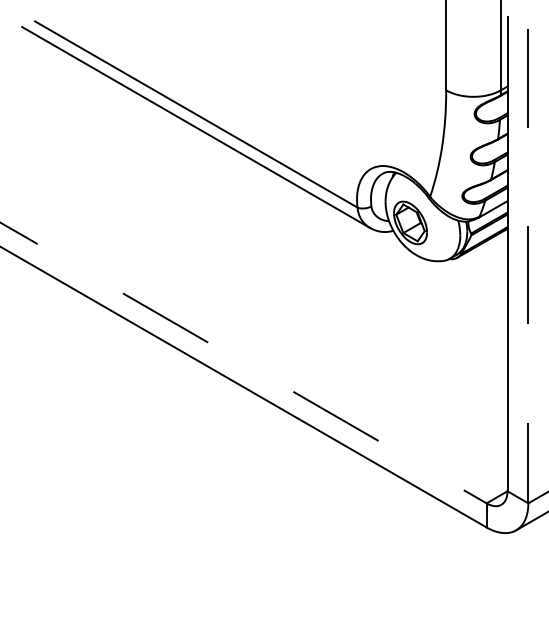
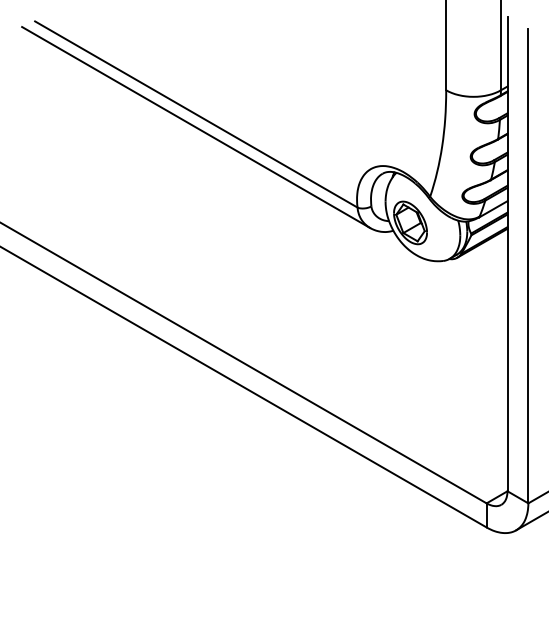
line: dashed -> solid (528, 266)
line: dashed -> solid (243, 362)
